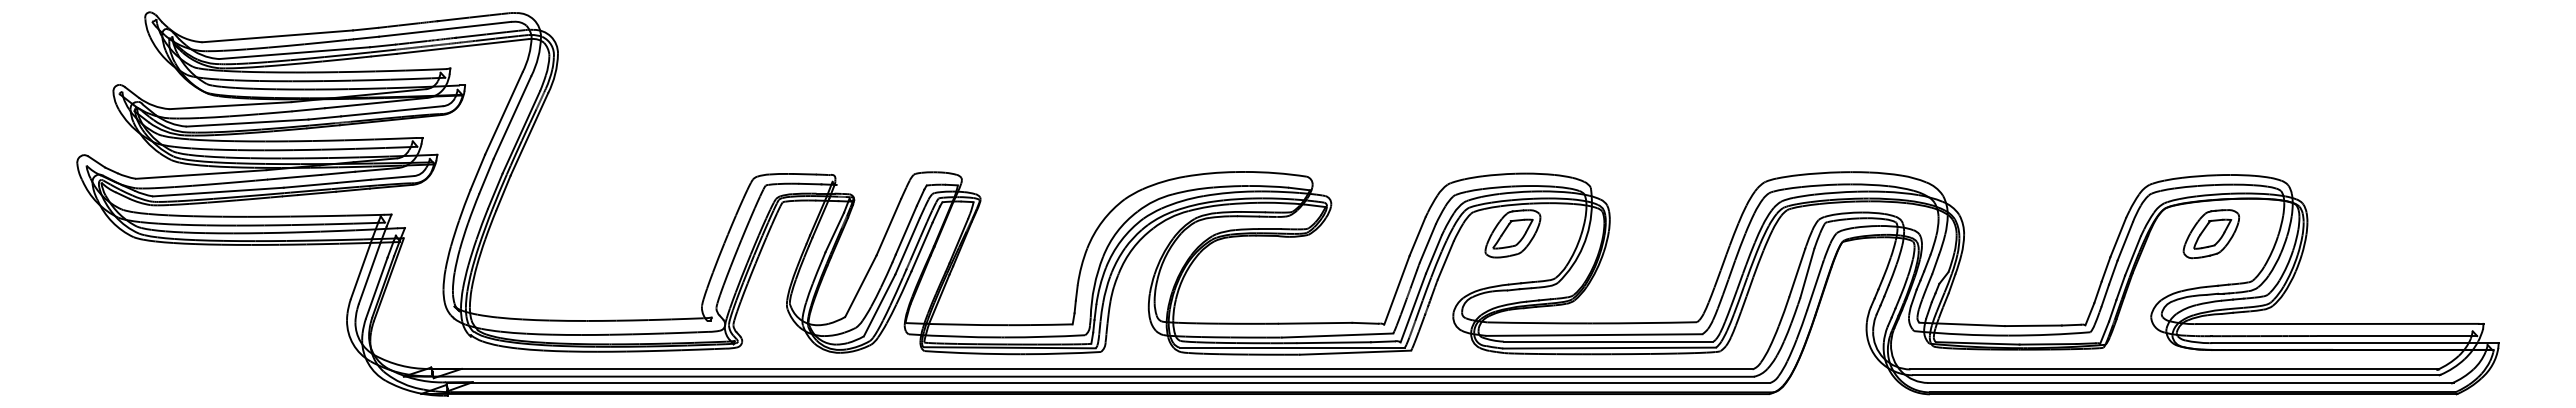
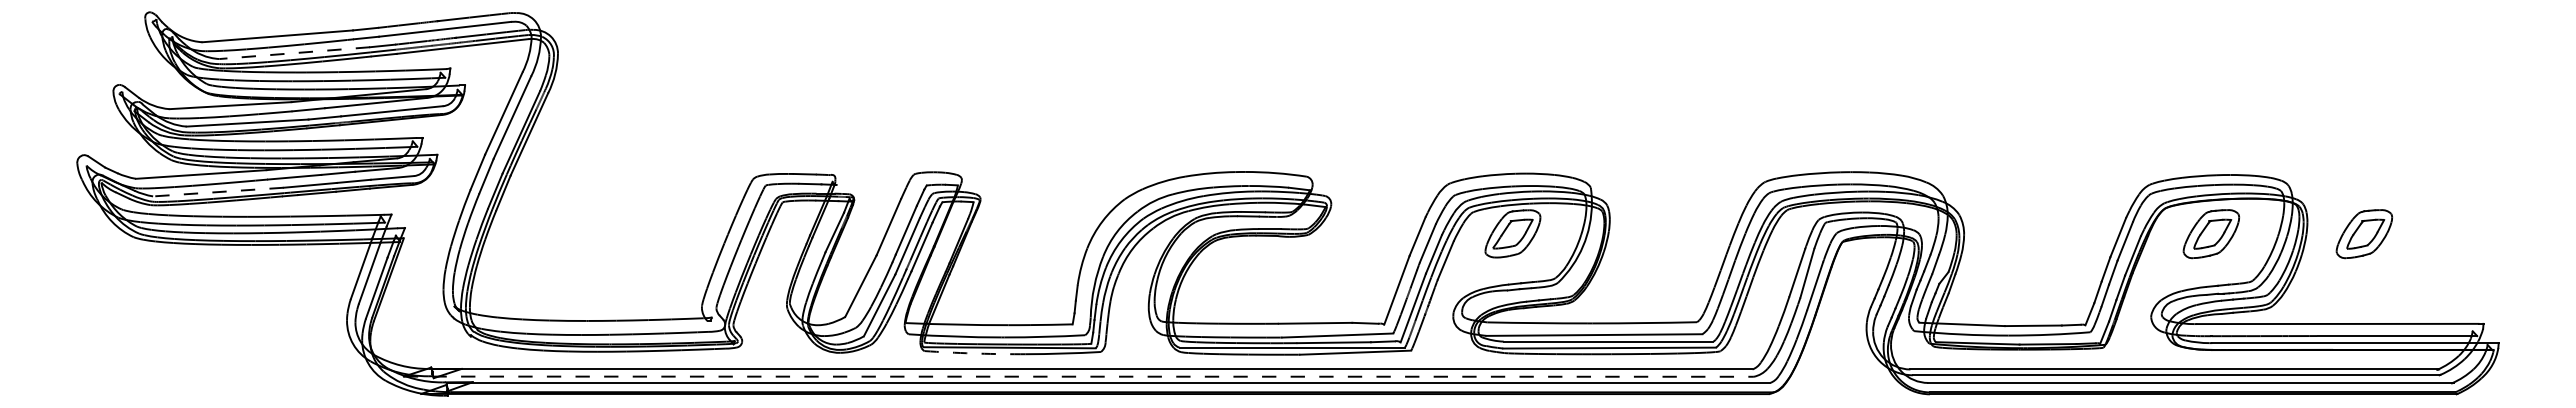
line: solid -> dashed (294, 53)
line: solid -> dashed (217, 192)
part: none -> present (2364, 234)
arc: solid -> dashed (972, 353)
line: solid -> dashed (1078, 376)
